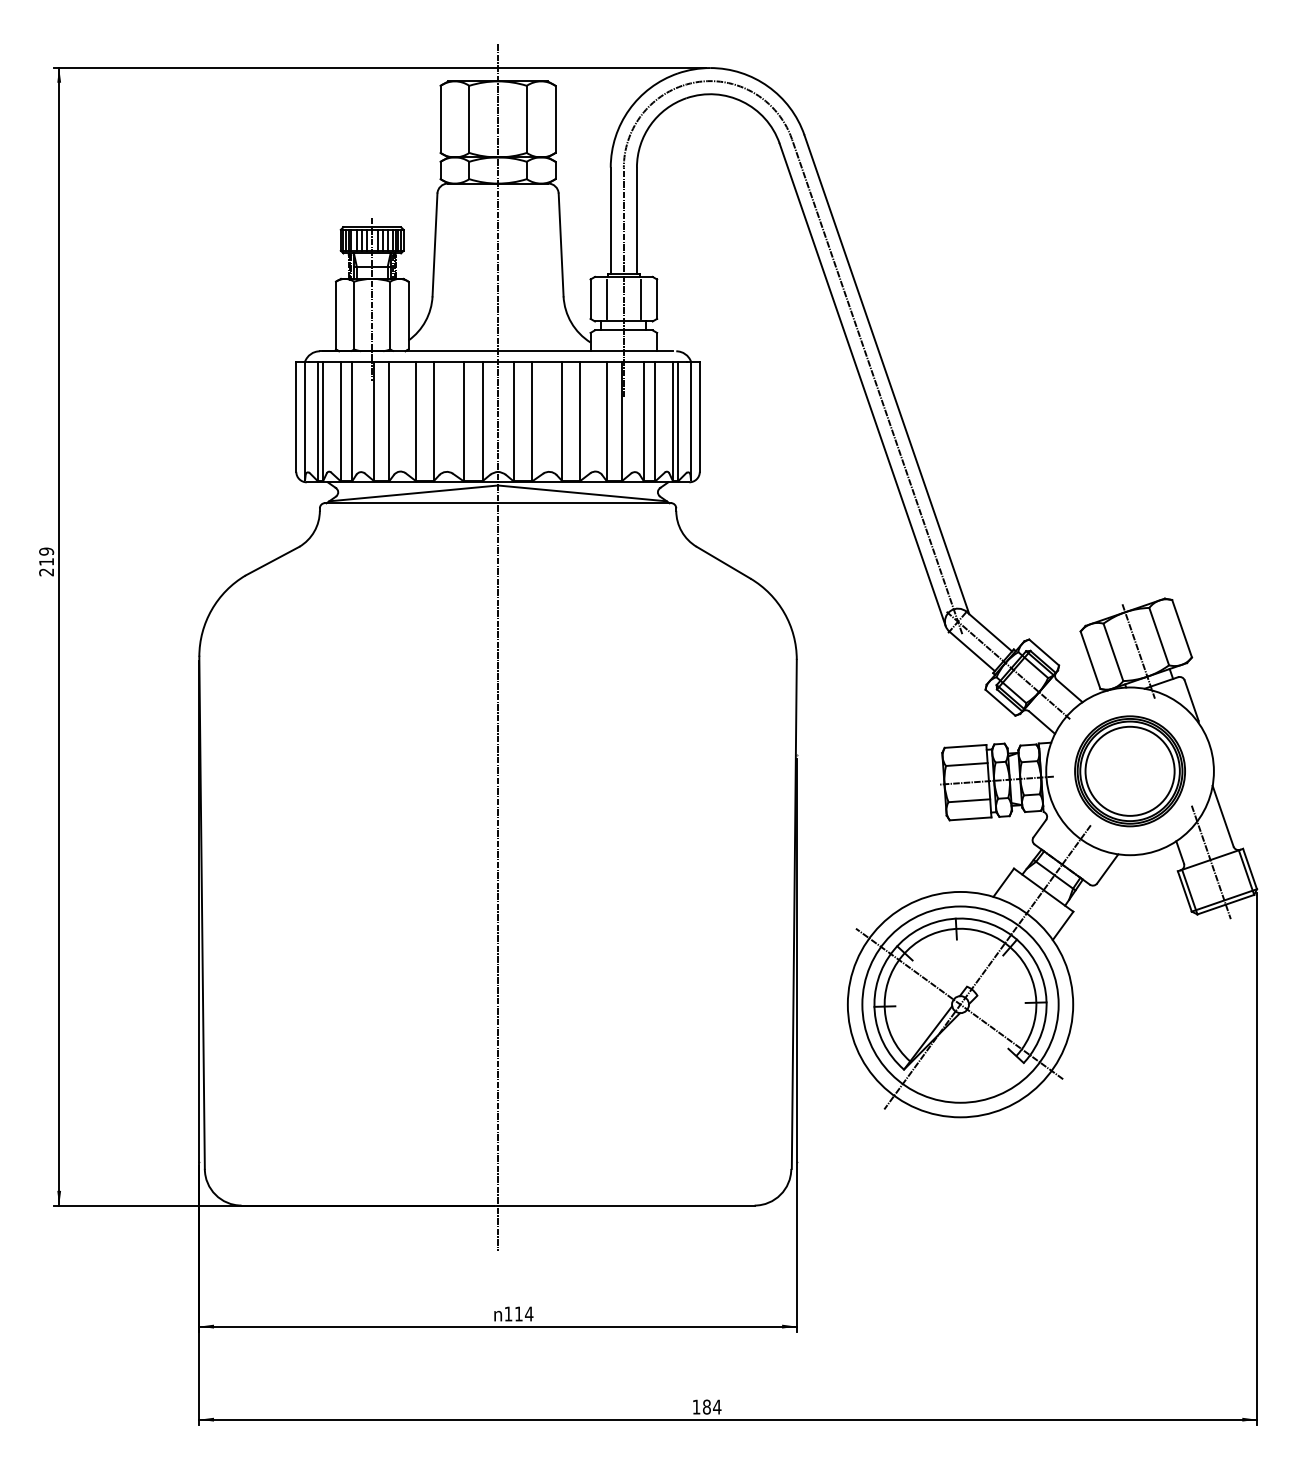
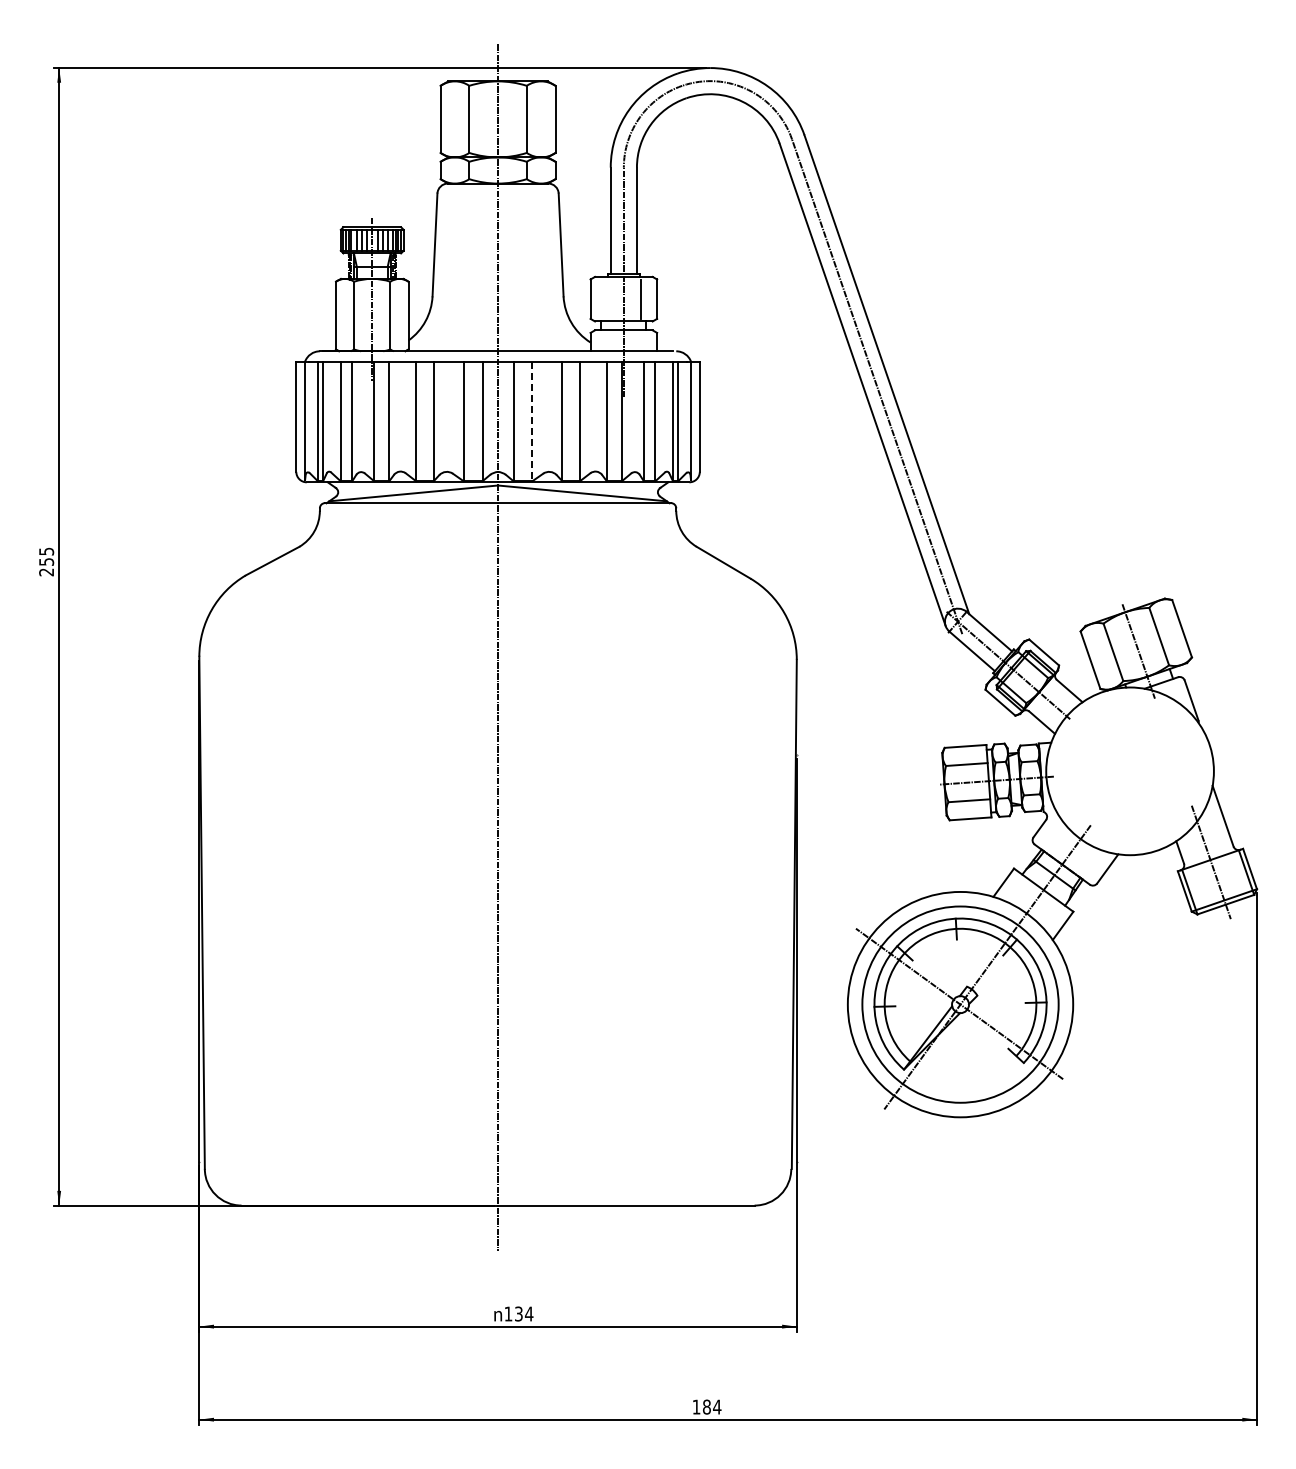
line: present -> none (607, 298)
line: solid -> dashed (532, 421)
text: 219 -> 255 (46, 556)
part: present -> none (1129, 771)
text: 114 -> 134 (518, 1313)
